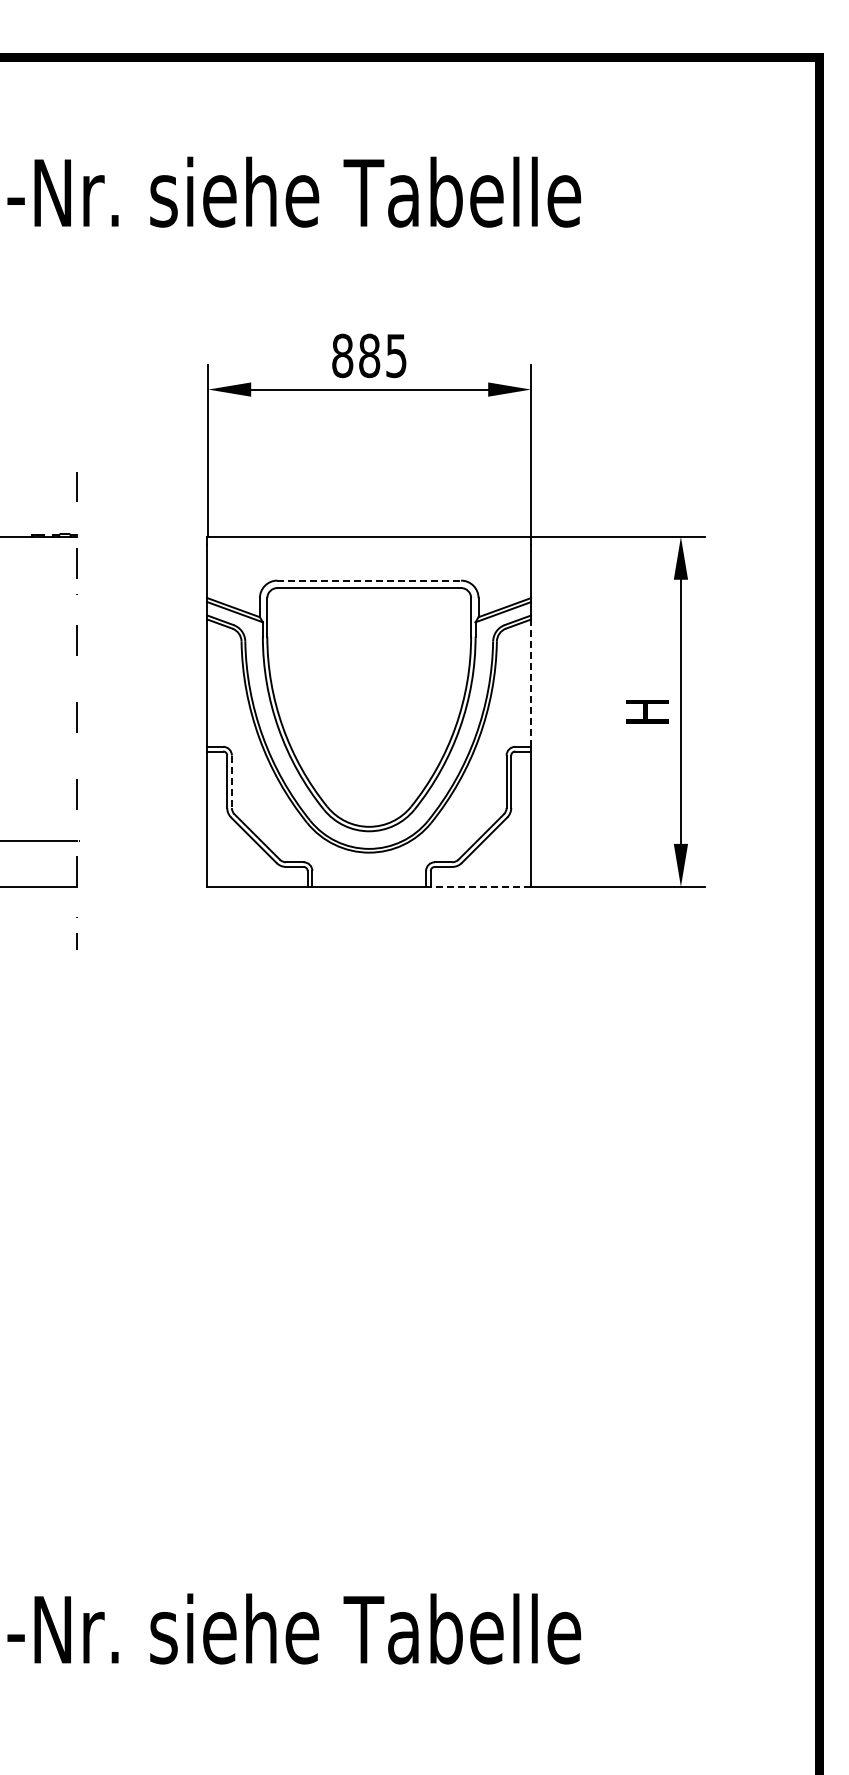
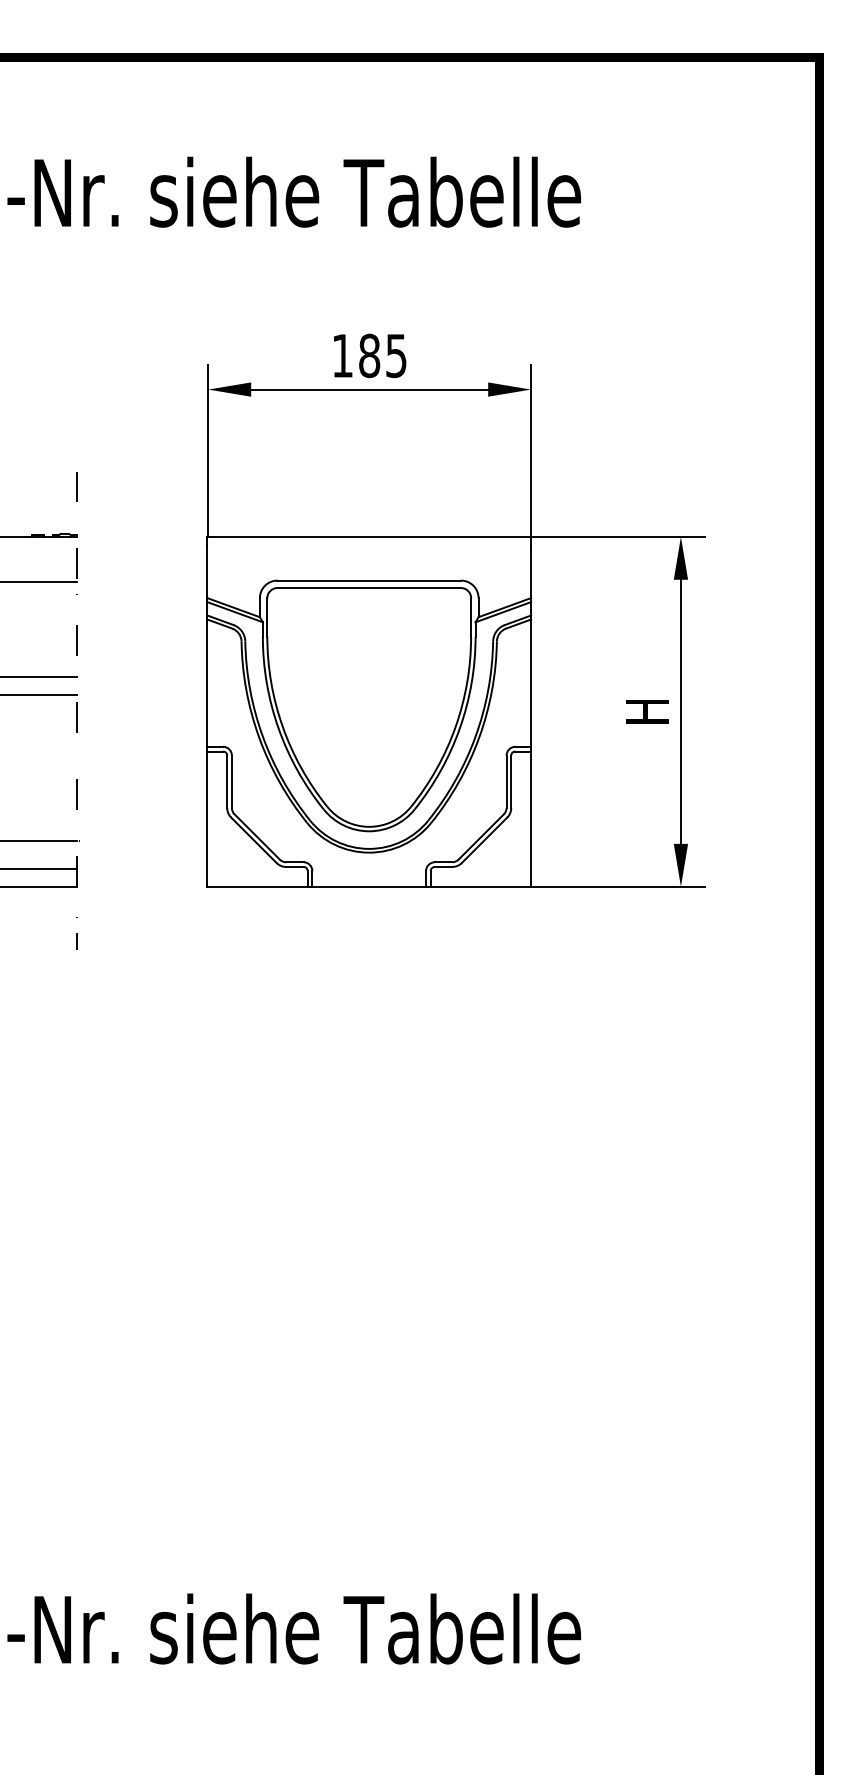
text: 885 -> 185 (342, 355)
line: dashed -> solid (369, 580)
line: none -> present (39, 582)
line: none -> present (39, 676)
line: dashed -> solid (531, 683)
line: none -> present (39, 695)
line: dashed -> solid (231, 782)
line: none -> present (39, 869)
line: dashed -> solid (480, 886)
